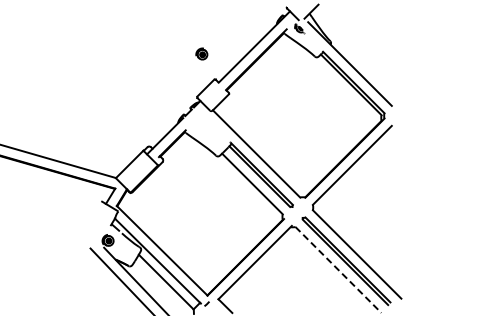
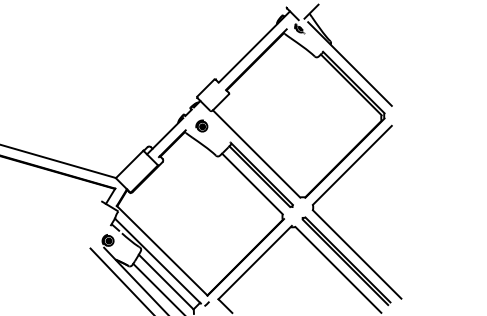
part position: (201, 53) -> (201, 125) (201, 125)
line: dashed -> solid (338, 269)
line: none -> present (157, 287)
